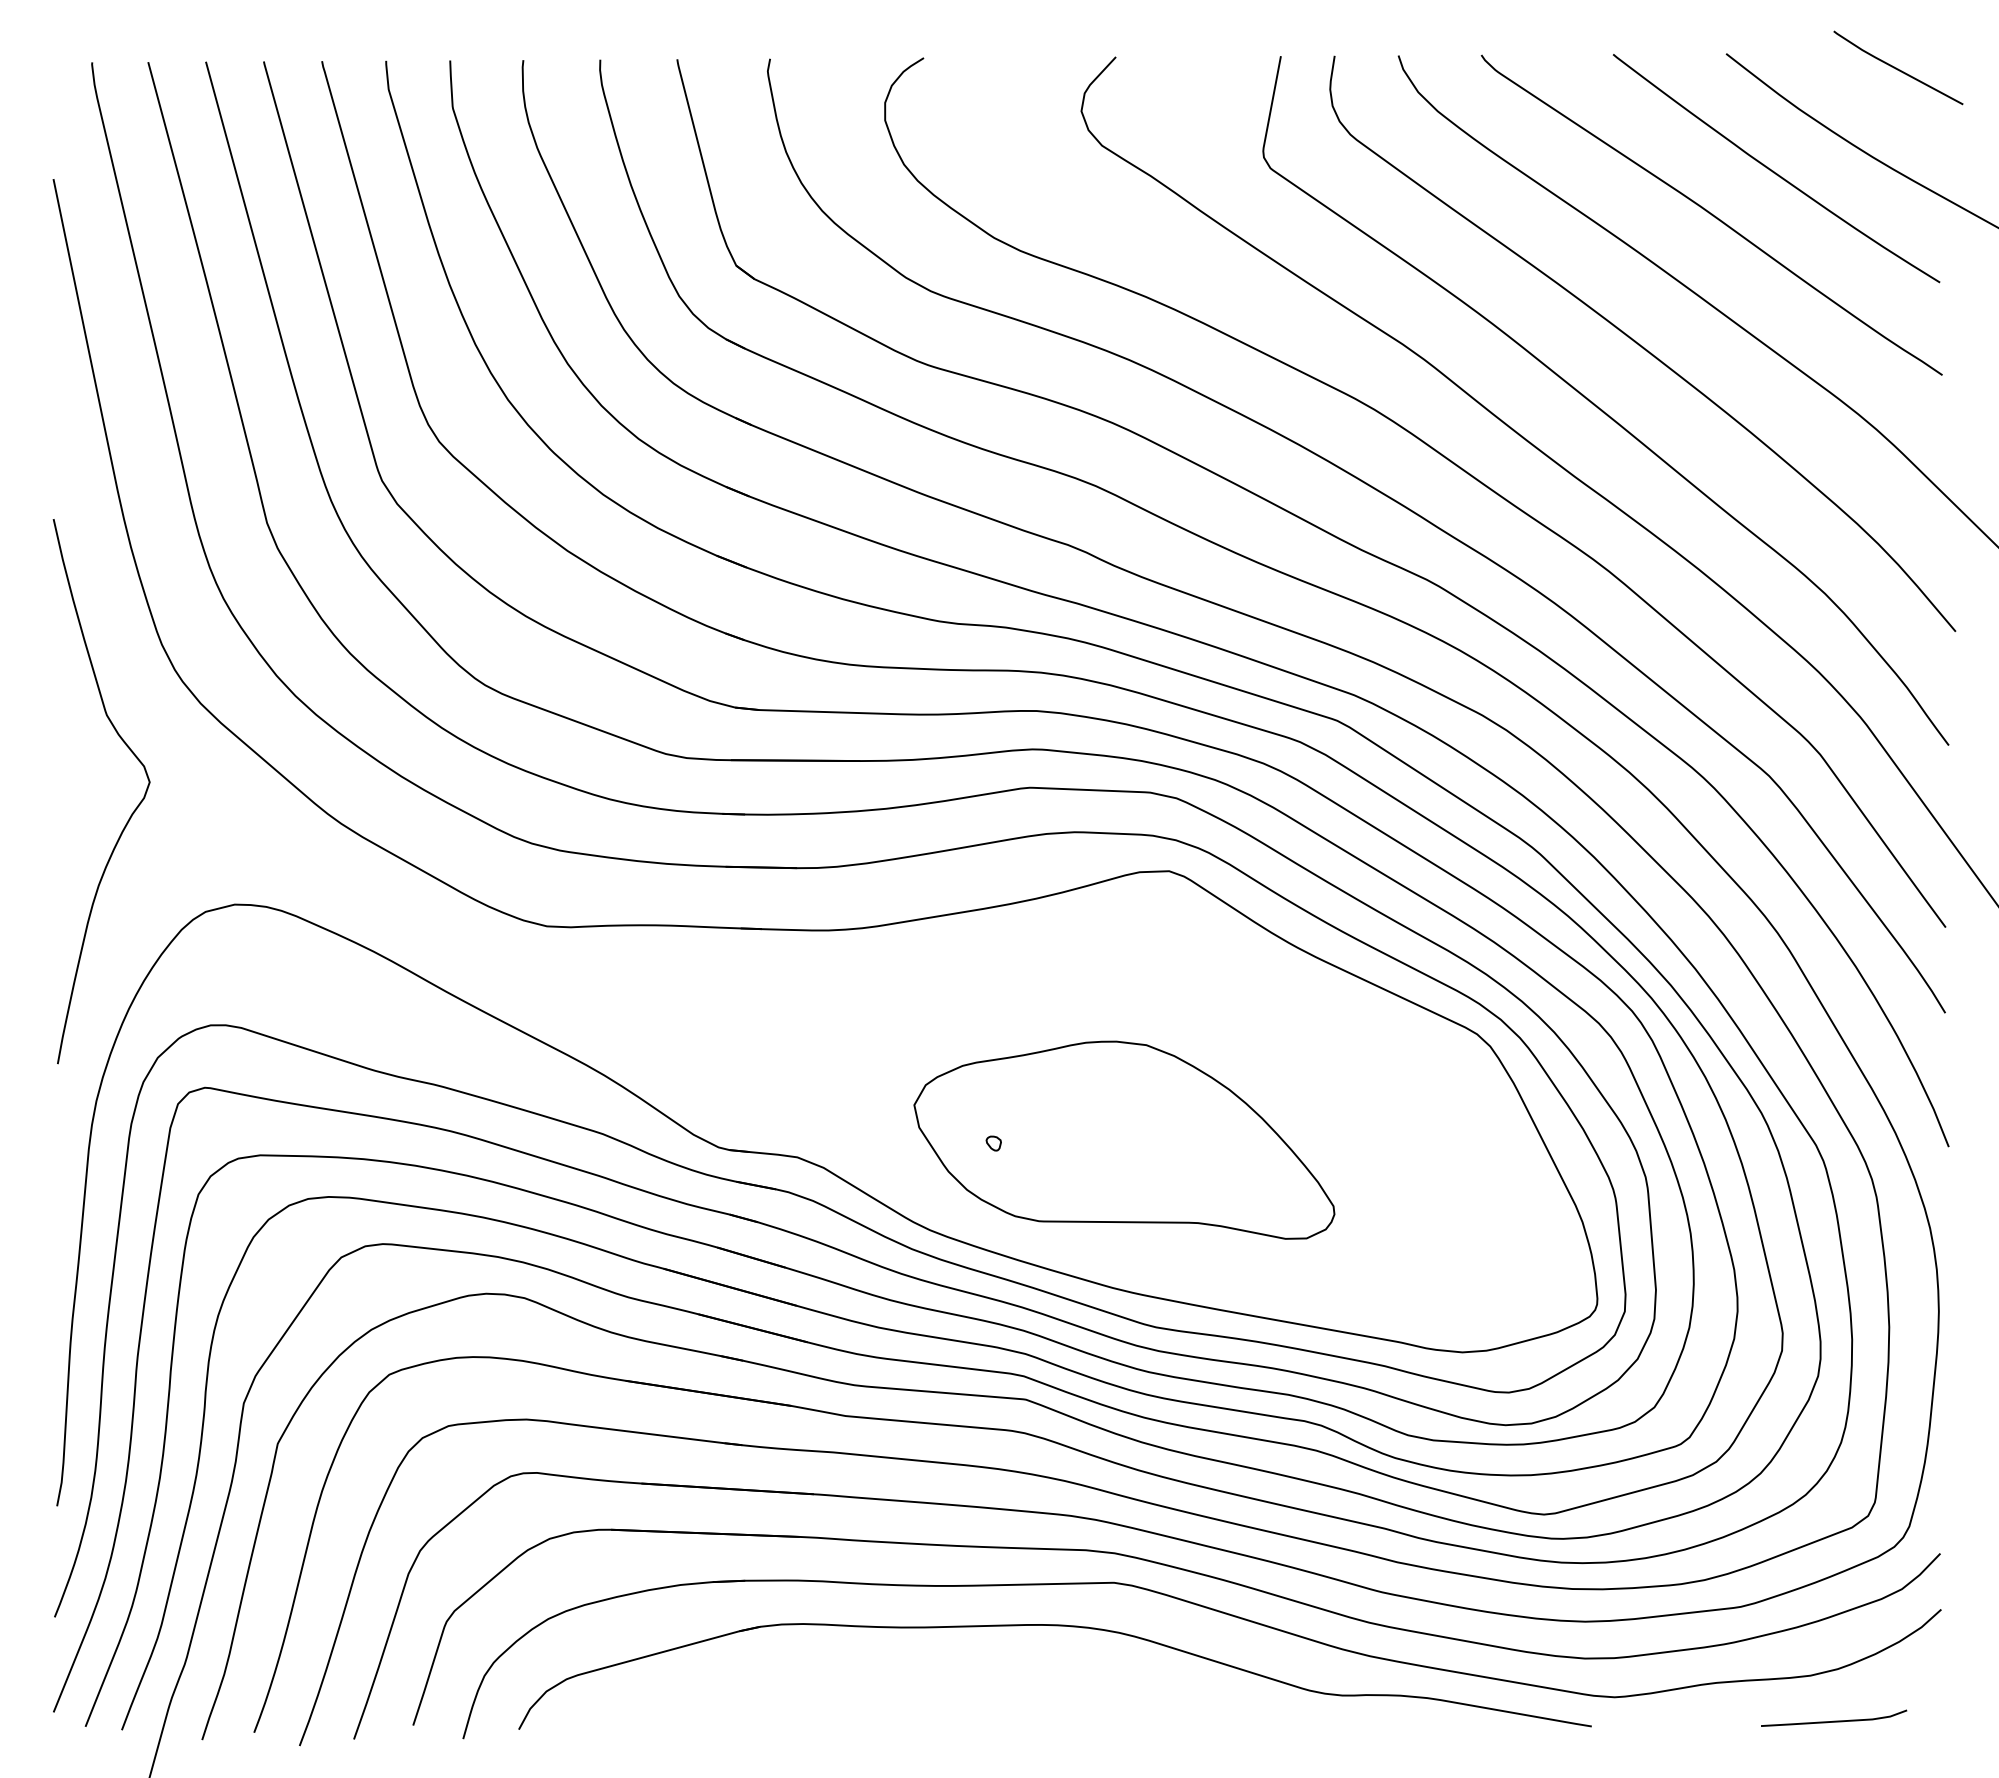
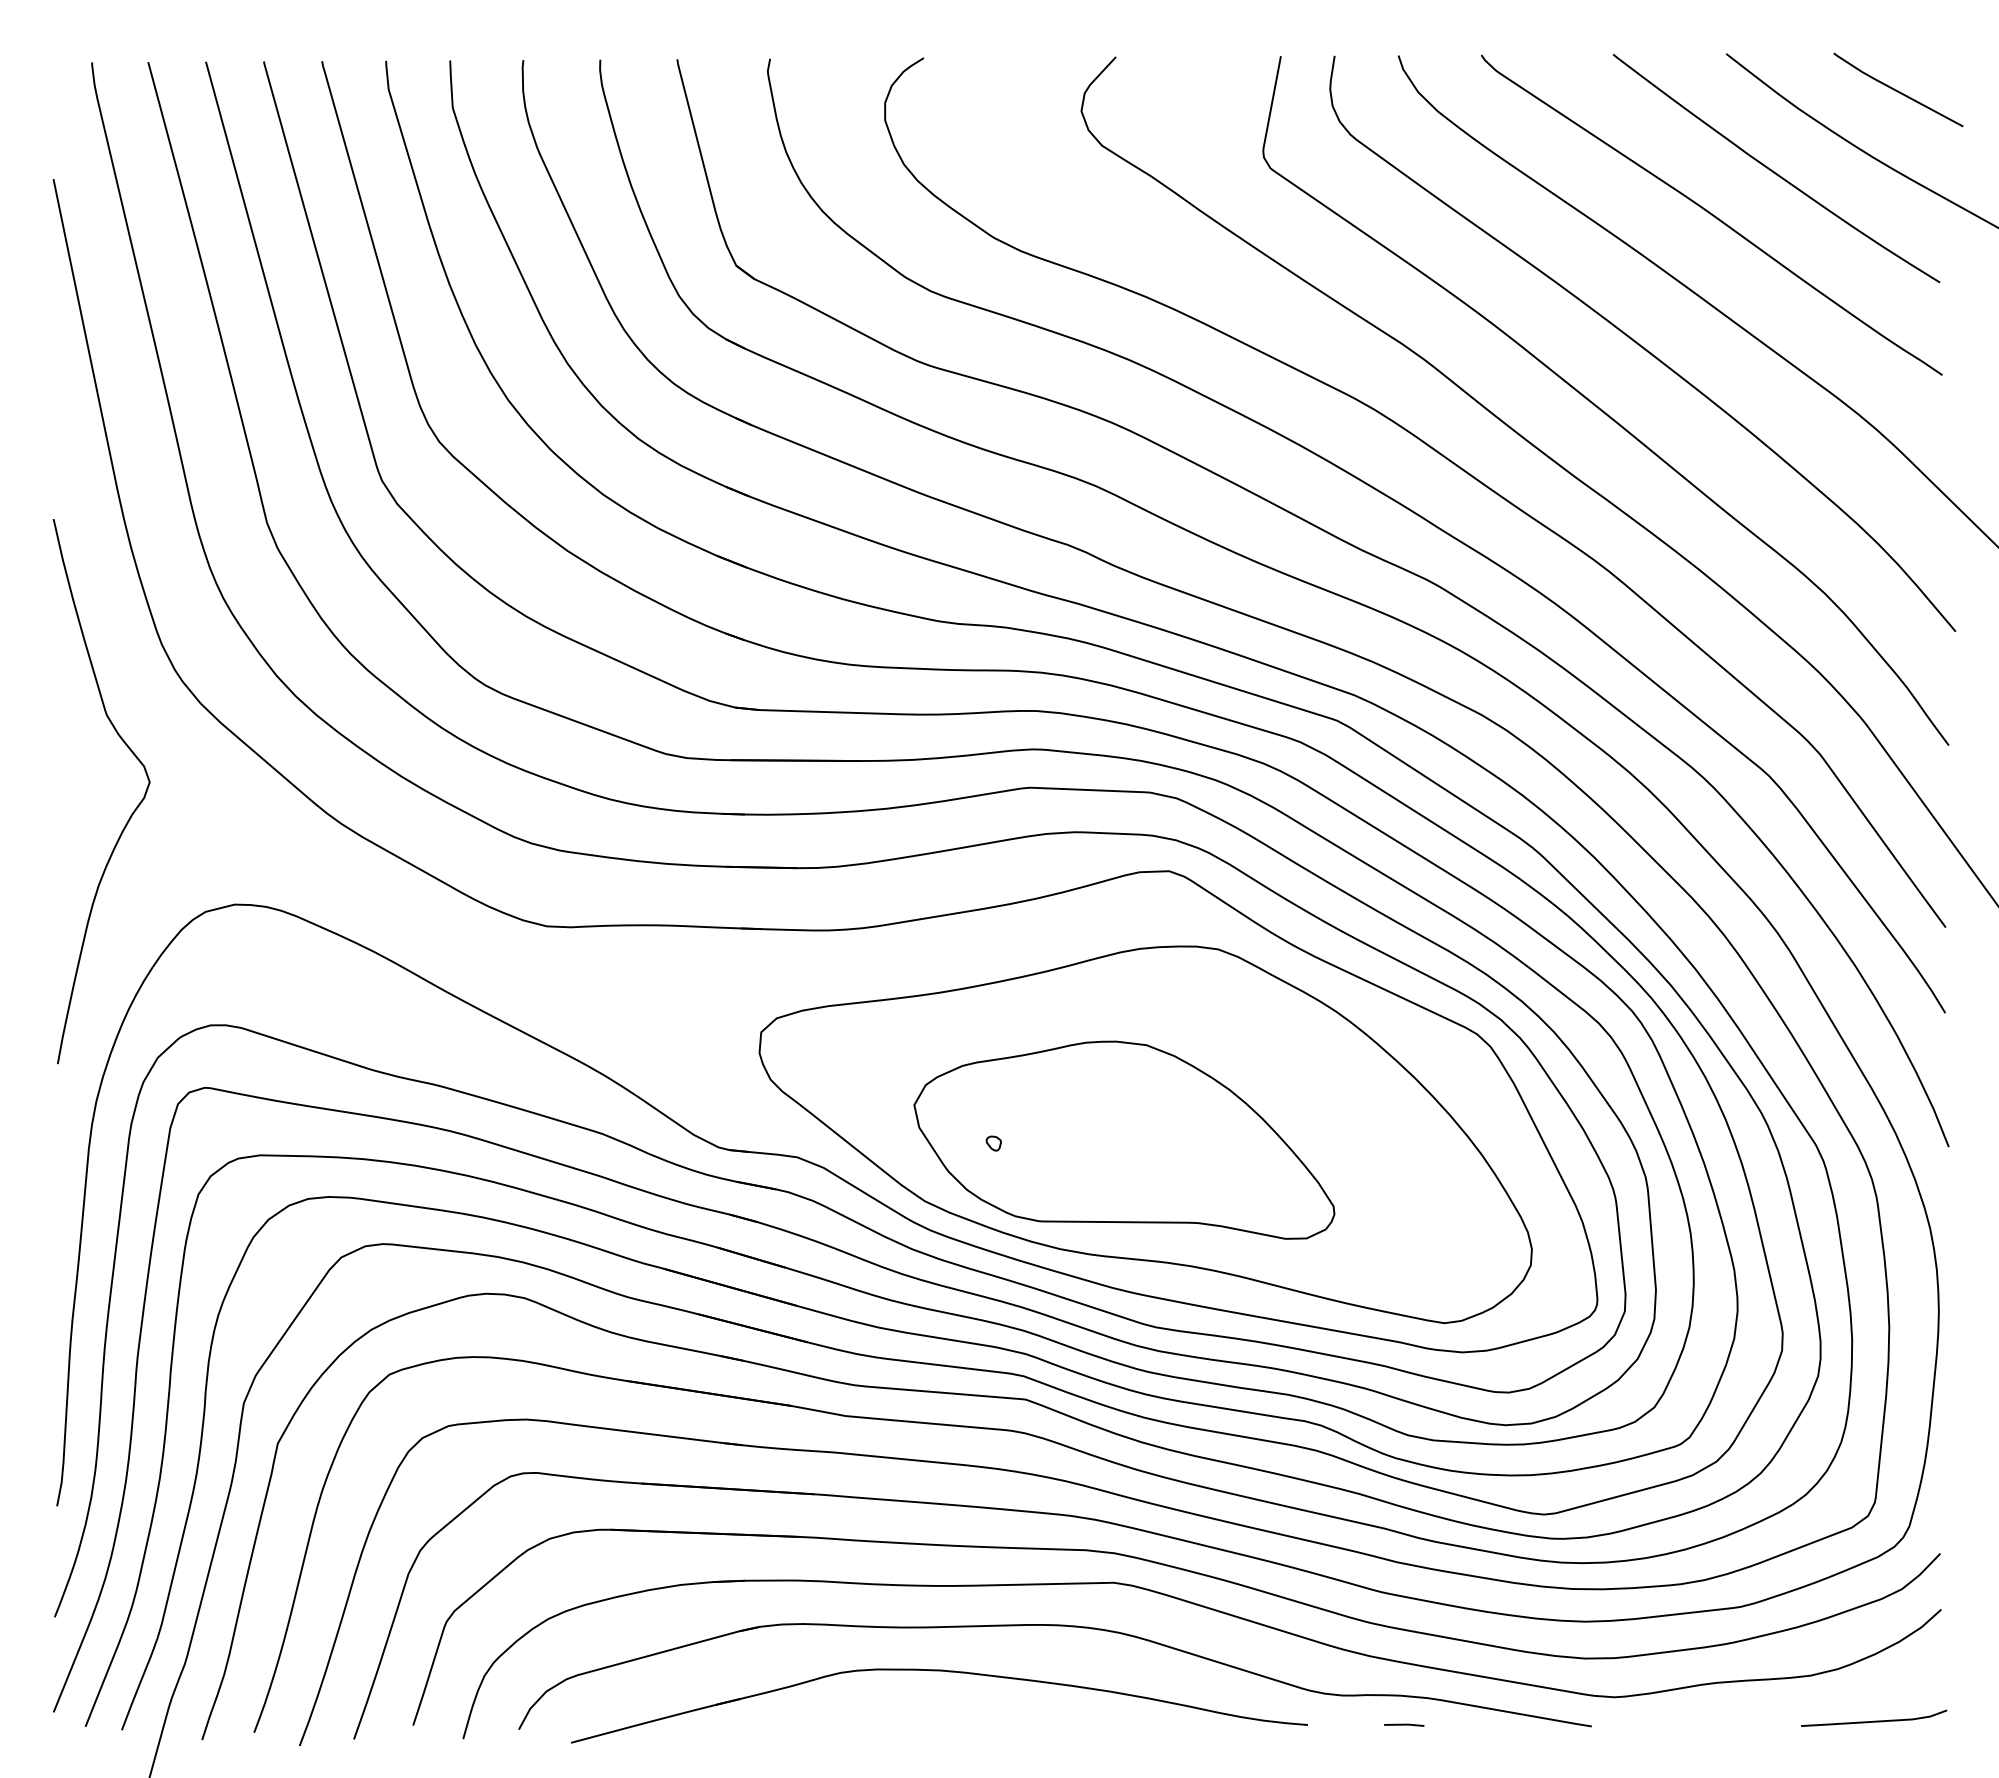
line position: (1898, 68) -> (1898, 90) (1898, 90)
part: none -> present (1145, 1134)
part: none -> present (938, 1671)
line position: (1834, 1720) -> (1874, 1720) (1874, 1720)
line: none -> present (1404, 1724)
